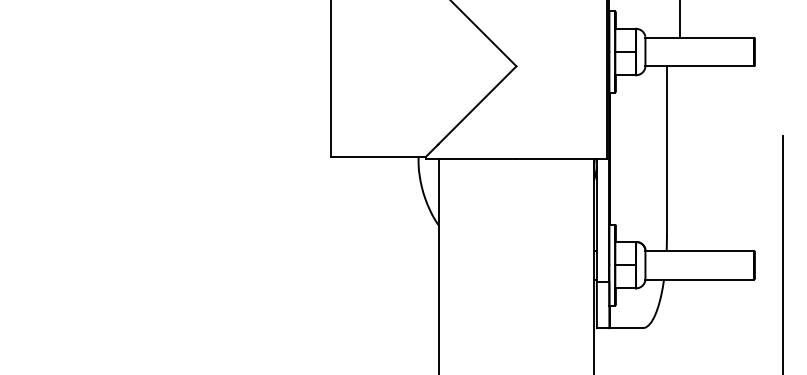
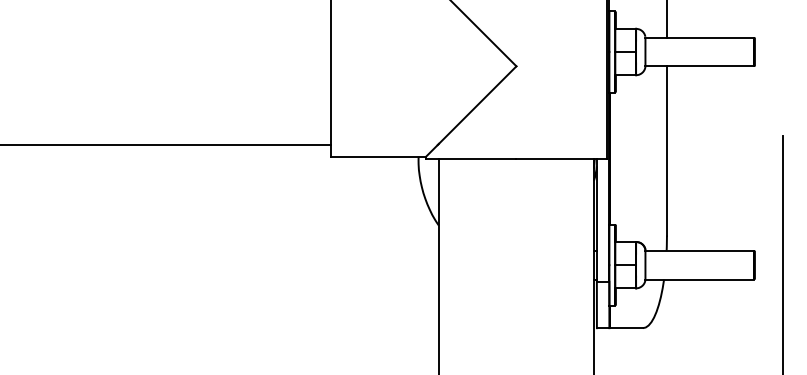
line position: (679, 19) -> (666, 19) (666, 19)
line: none -> present (166, 145)
